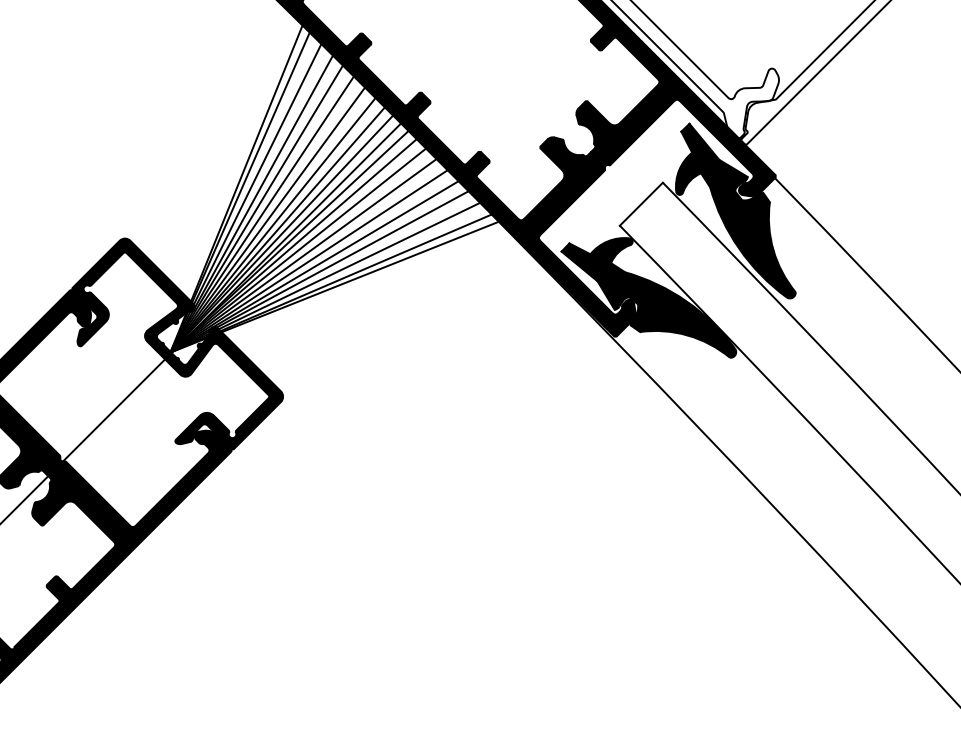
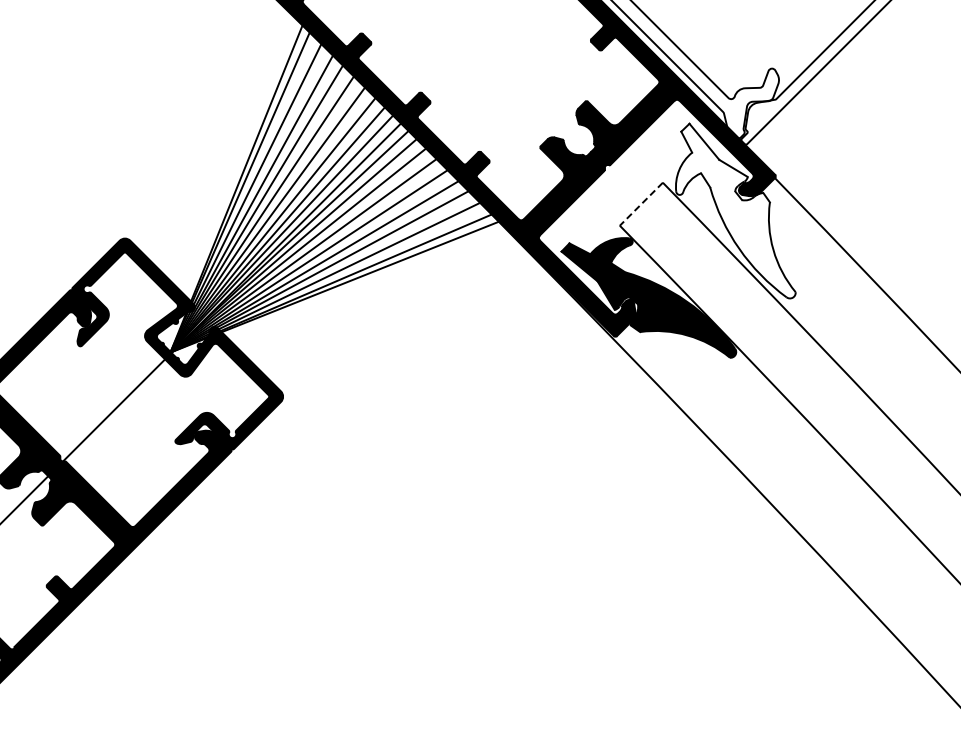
line: solid -> dashed (641, 204)
fill: present -> none (735, 210)
